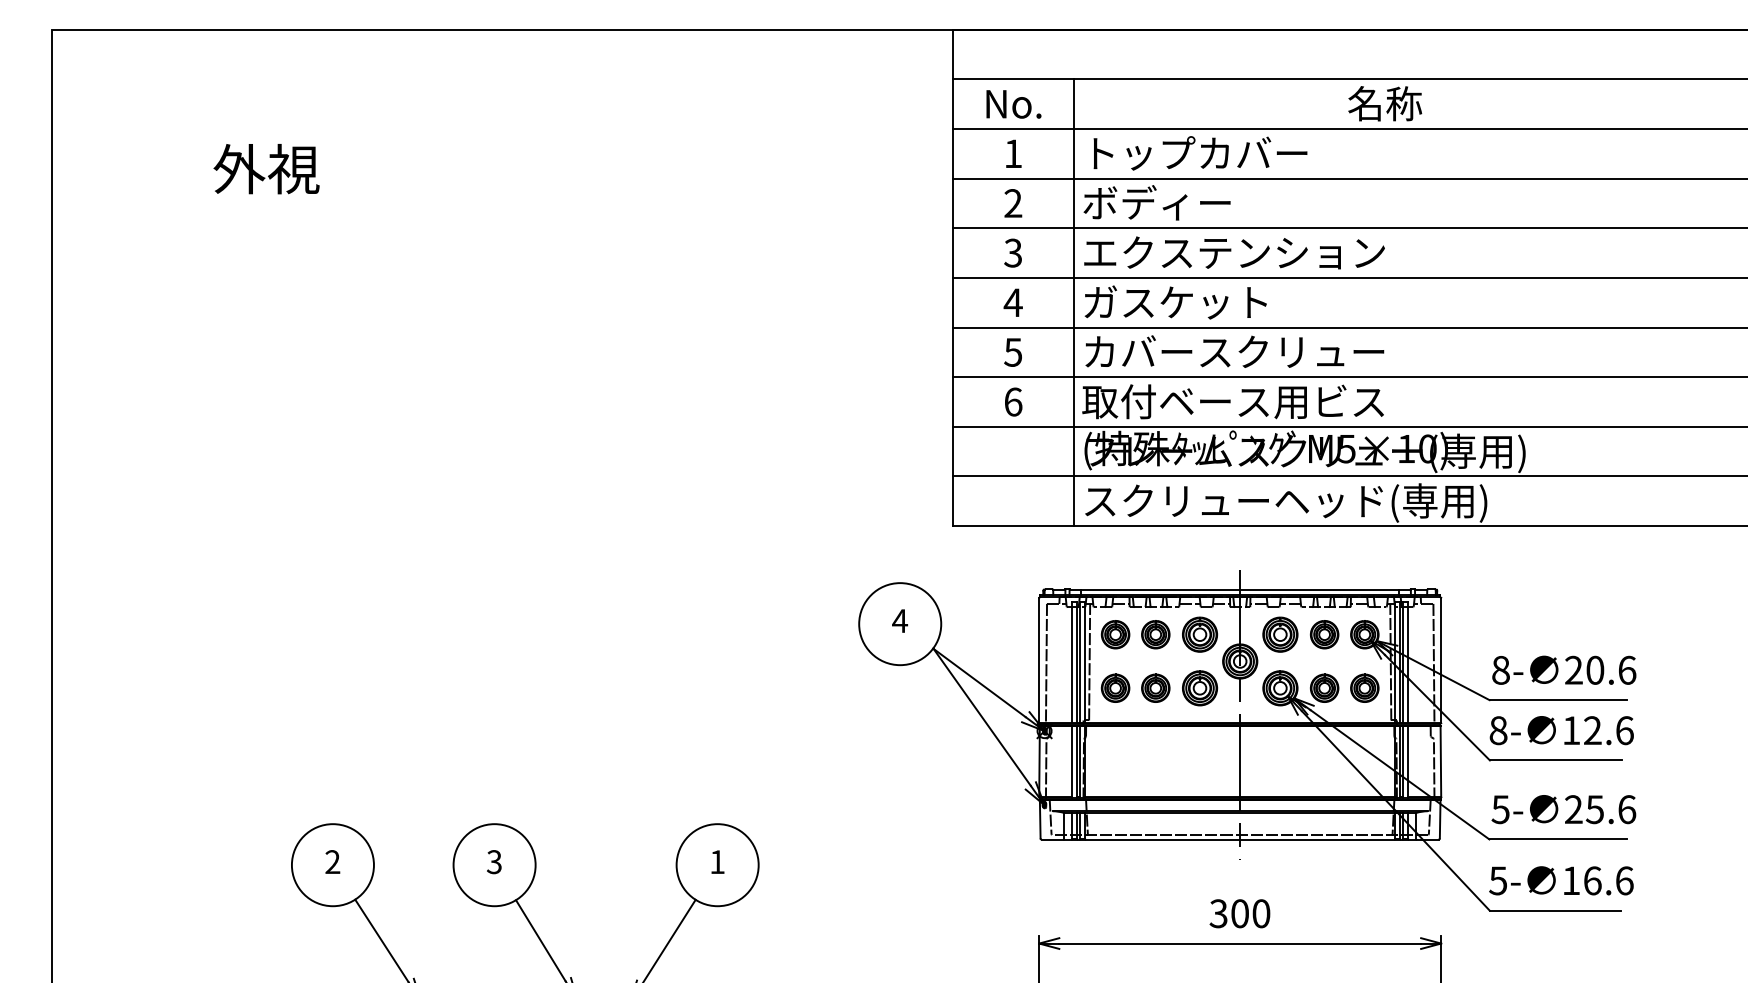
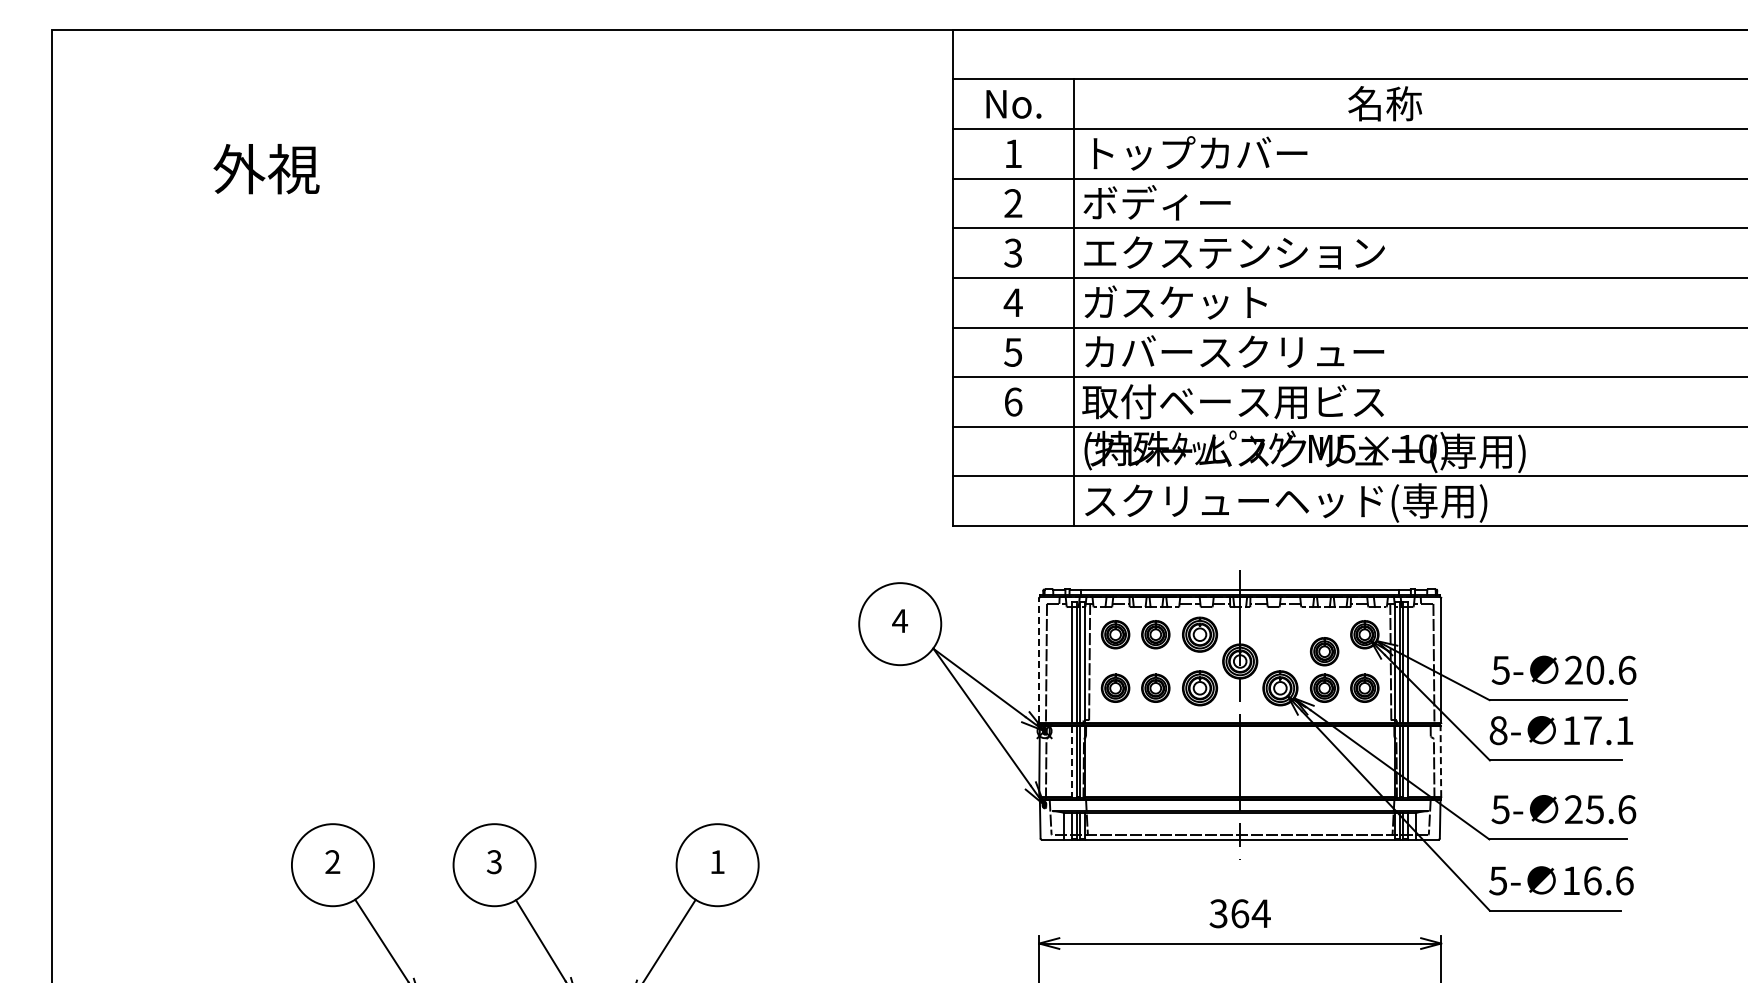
part: present -> none (1280, 634)
part position: (1324, 634) -> (1324, 651) (1324, 651)
line: solid -> dashed (1039, 660)
text: 8- -> 5- (1500, 670)
text: 12.6 -> 17.1 (1608, 730)
line: solid -> dashed (1072, 761)
line: solid -> dashed (1440, 761)
text: 300 -> 364 (1250, 913)
